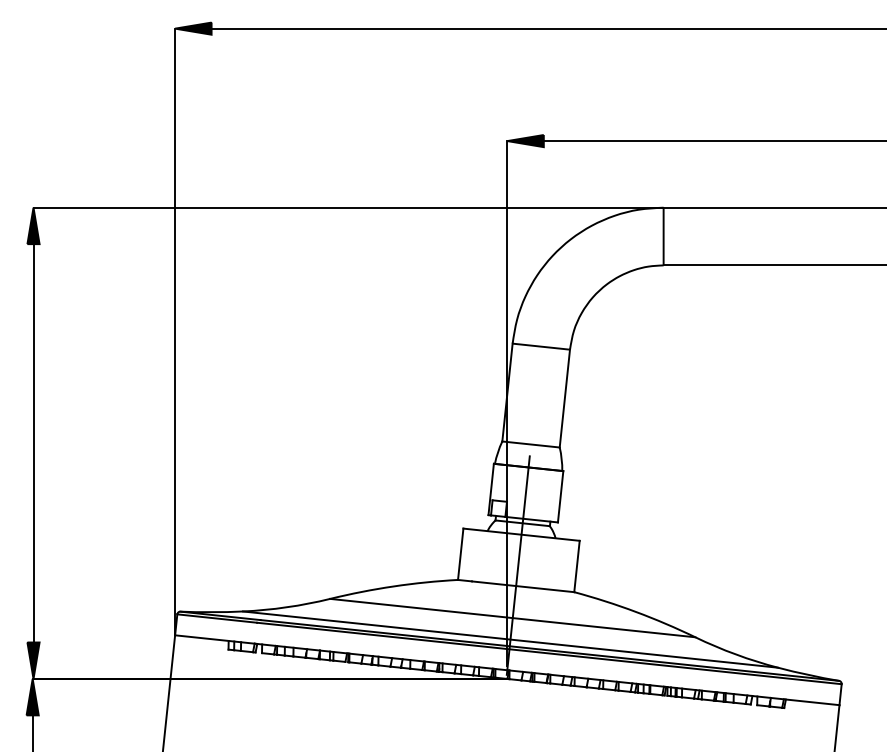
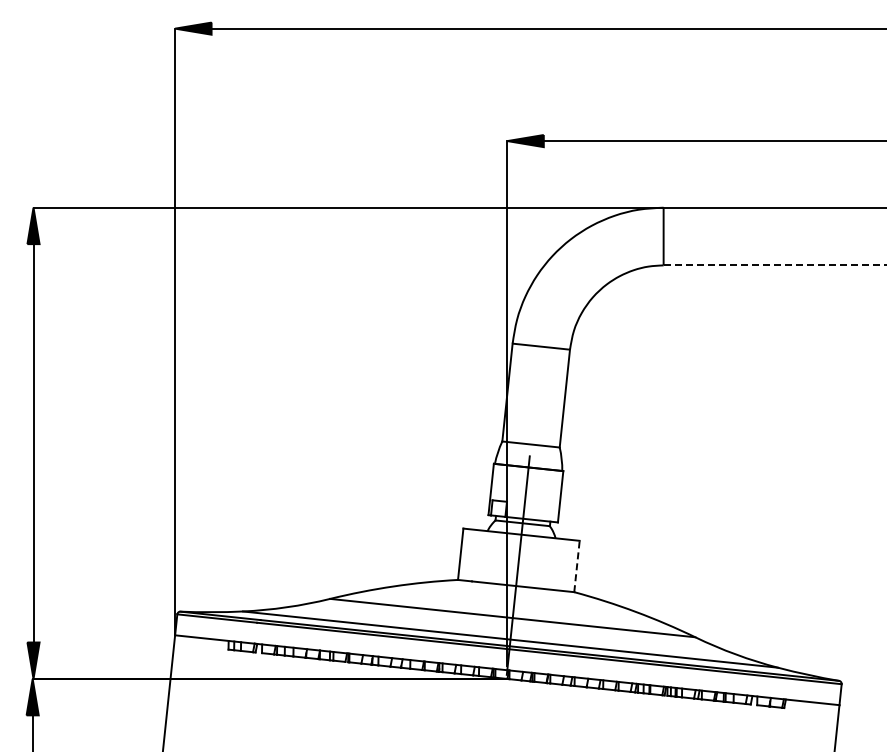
line: solid -> dashed (775, 265)
line: solid -> dashed (576, 566)
